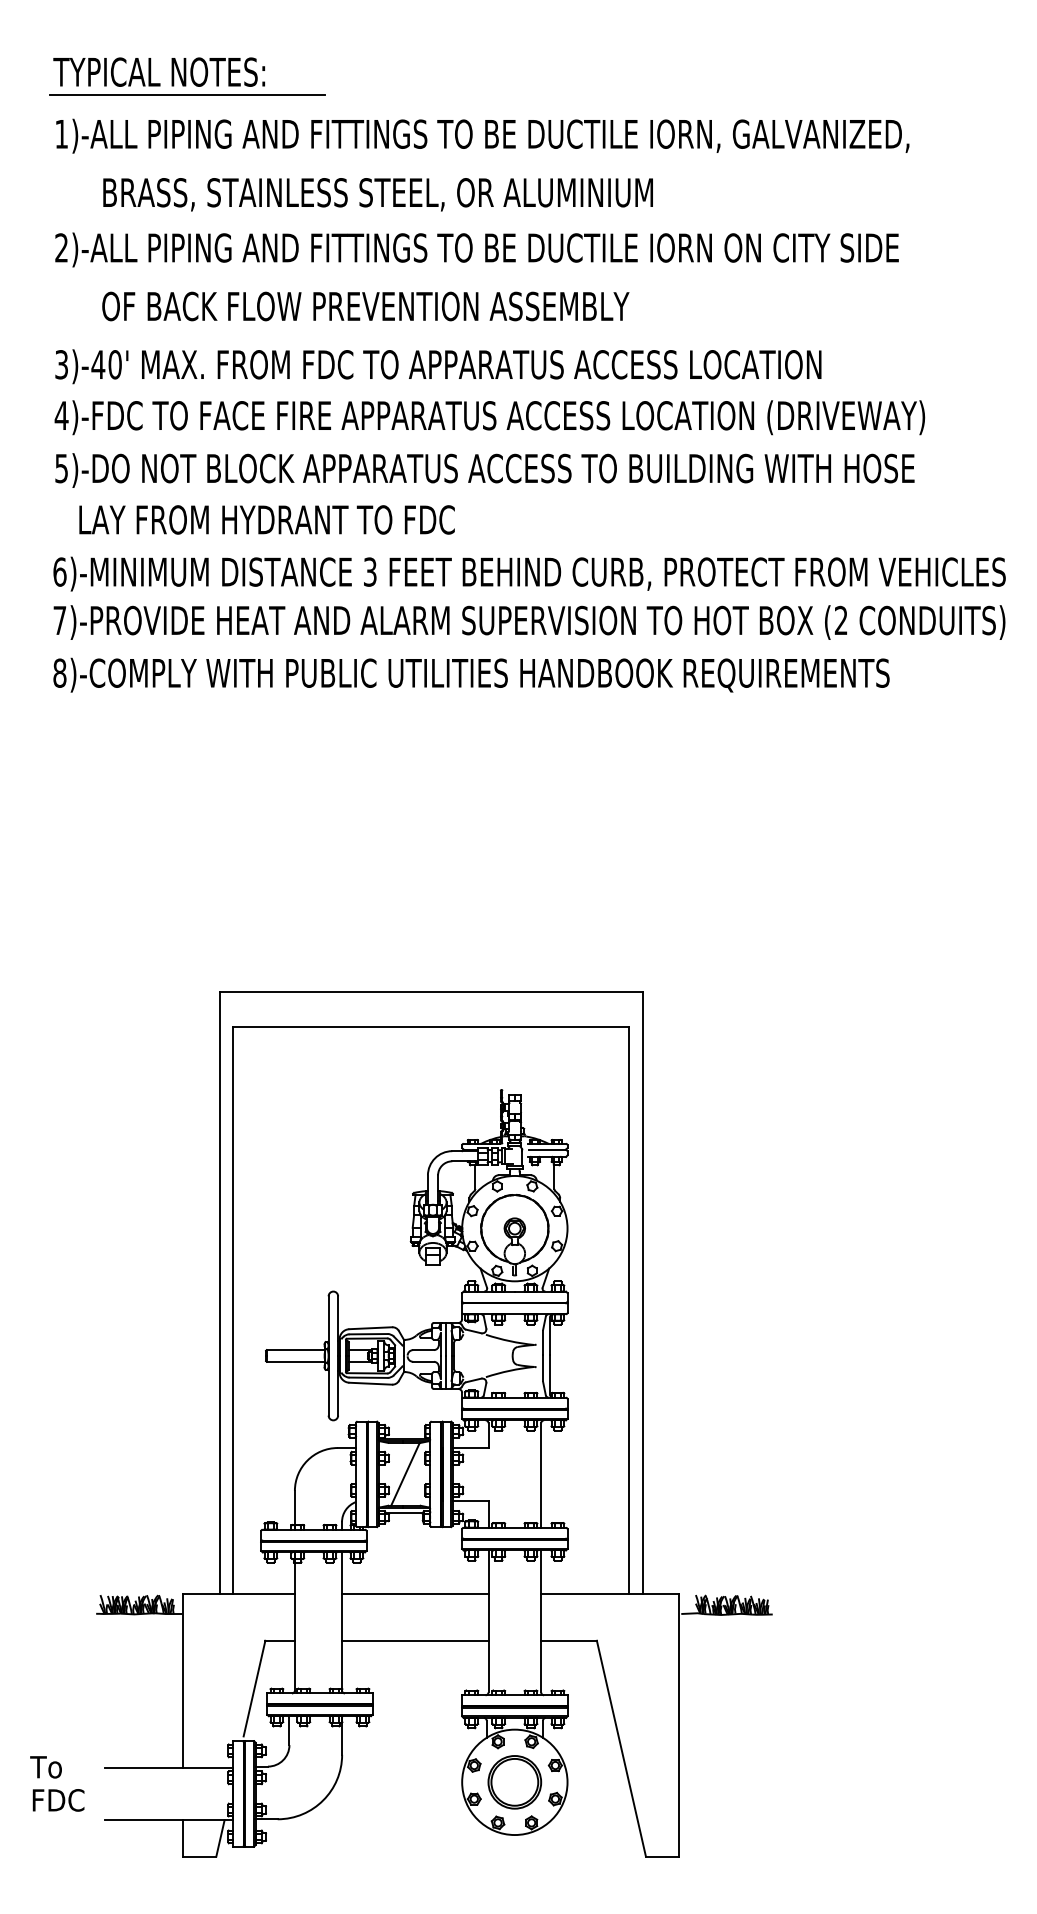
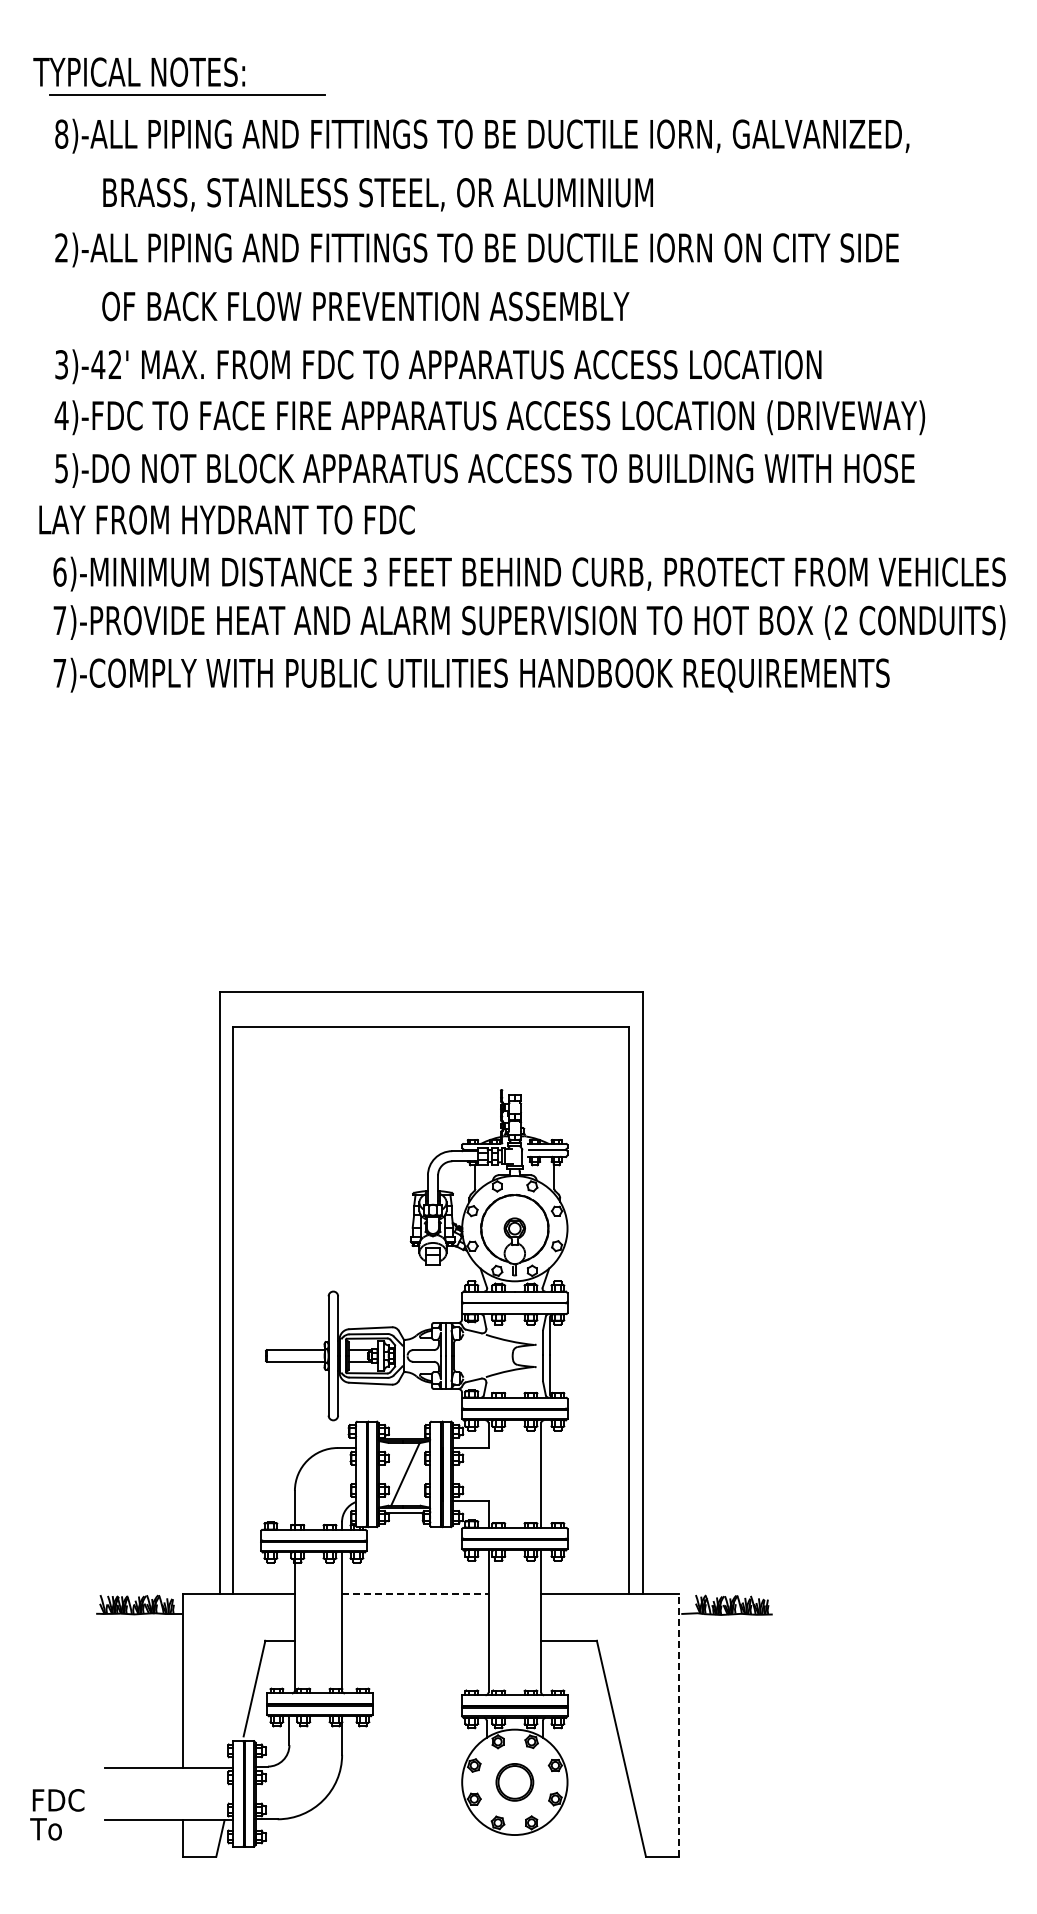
text position: (158, 71) -> (138, 71) (138, 71)
text: 1)-ALL -> 8)-ALL (61, 133)
text: 3)-40' -> 3)-42' (114, 364)
text position: (266, 519) -> (226, 519) (226, 519)
text: 8)-COMPLY -> 7)-COMPLY (59, 672)
line: solid -> dashed (415, 1593)
line: present -> none (415, 1640)
line: solid -> dashed (679, 1724)
text position: (45, 1767) -> (45, 1829) (45, 1829)
part size: 56x55 px -> 40x39 px (514, 1782)
